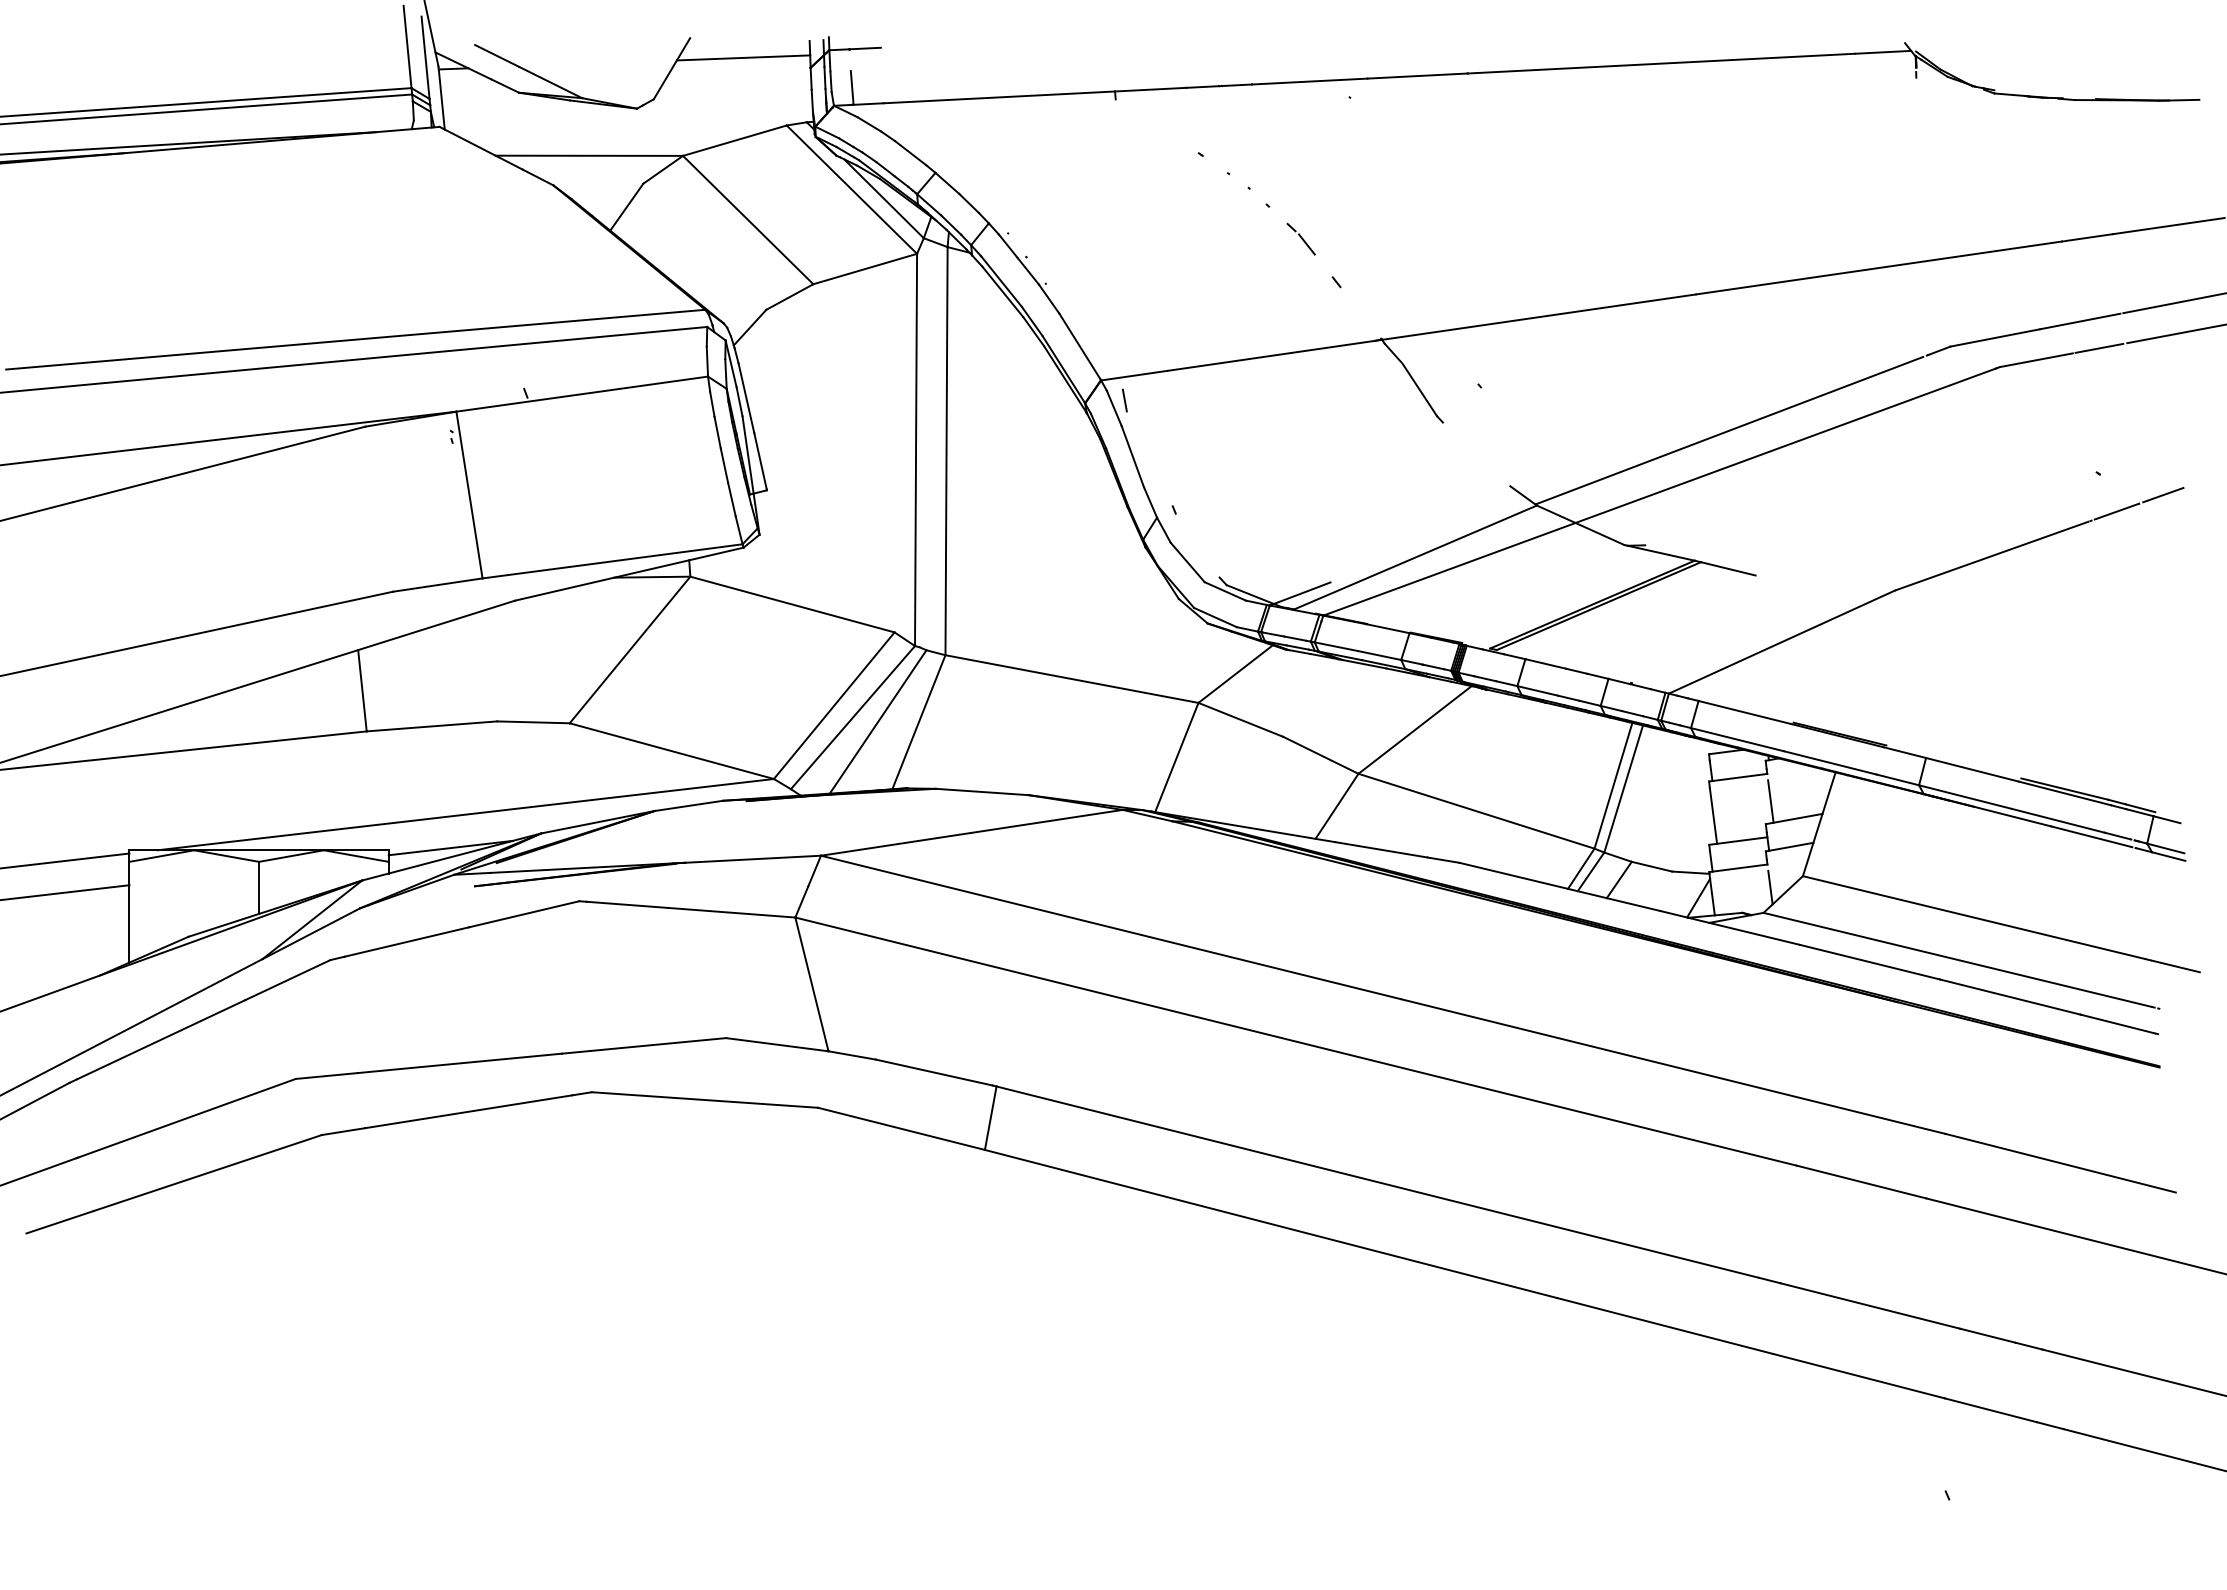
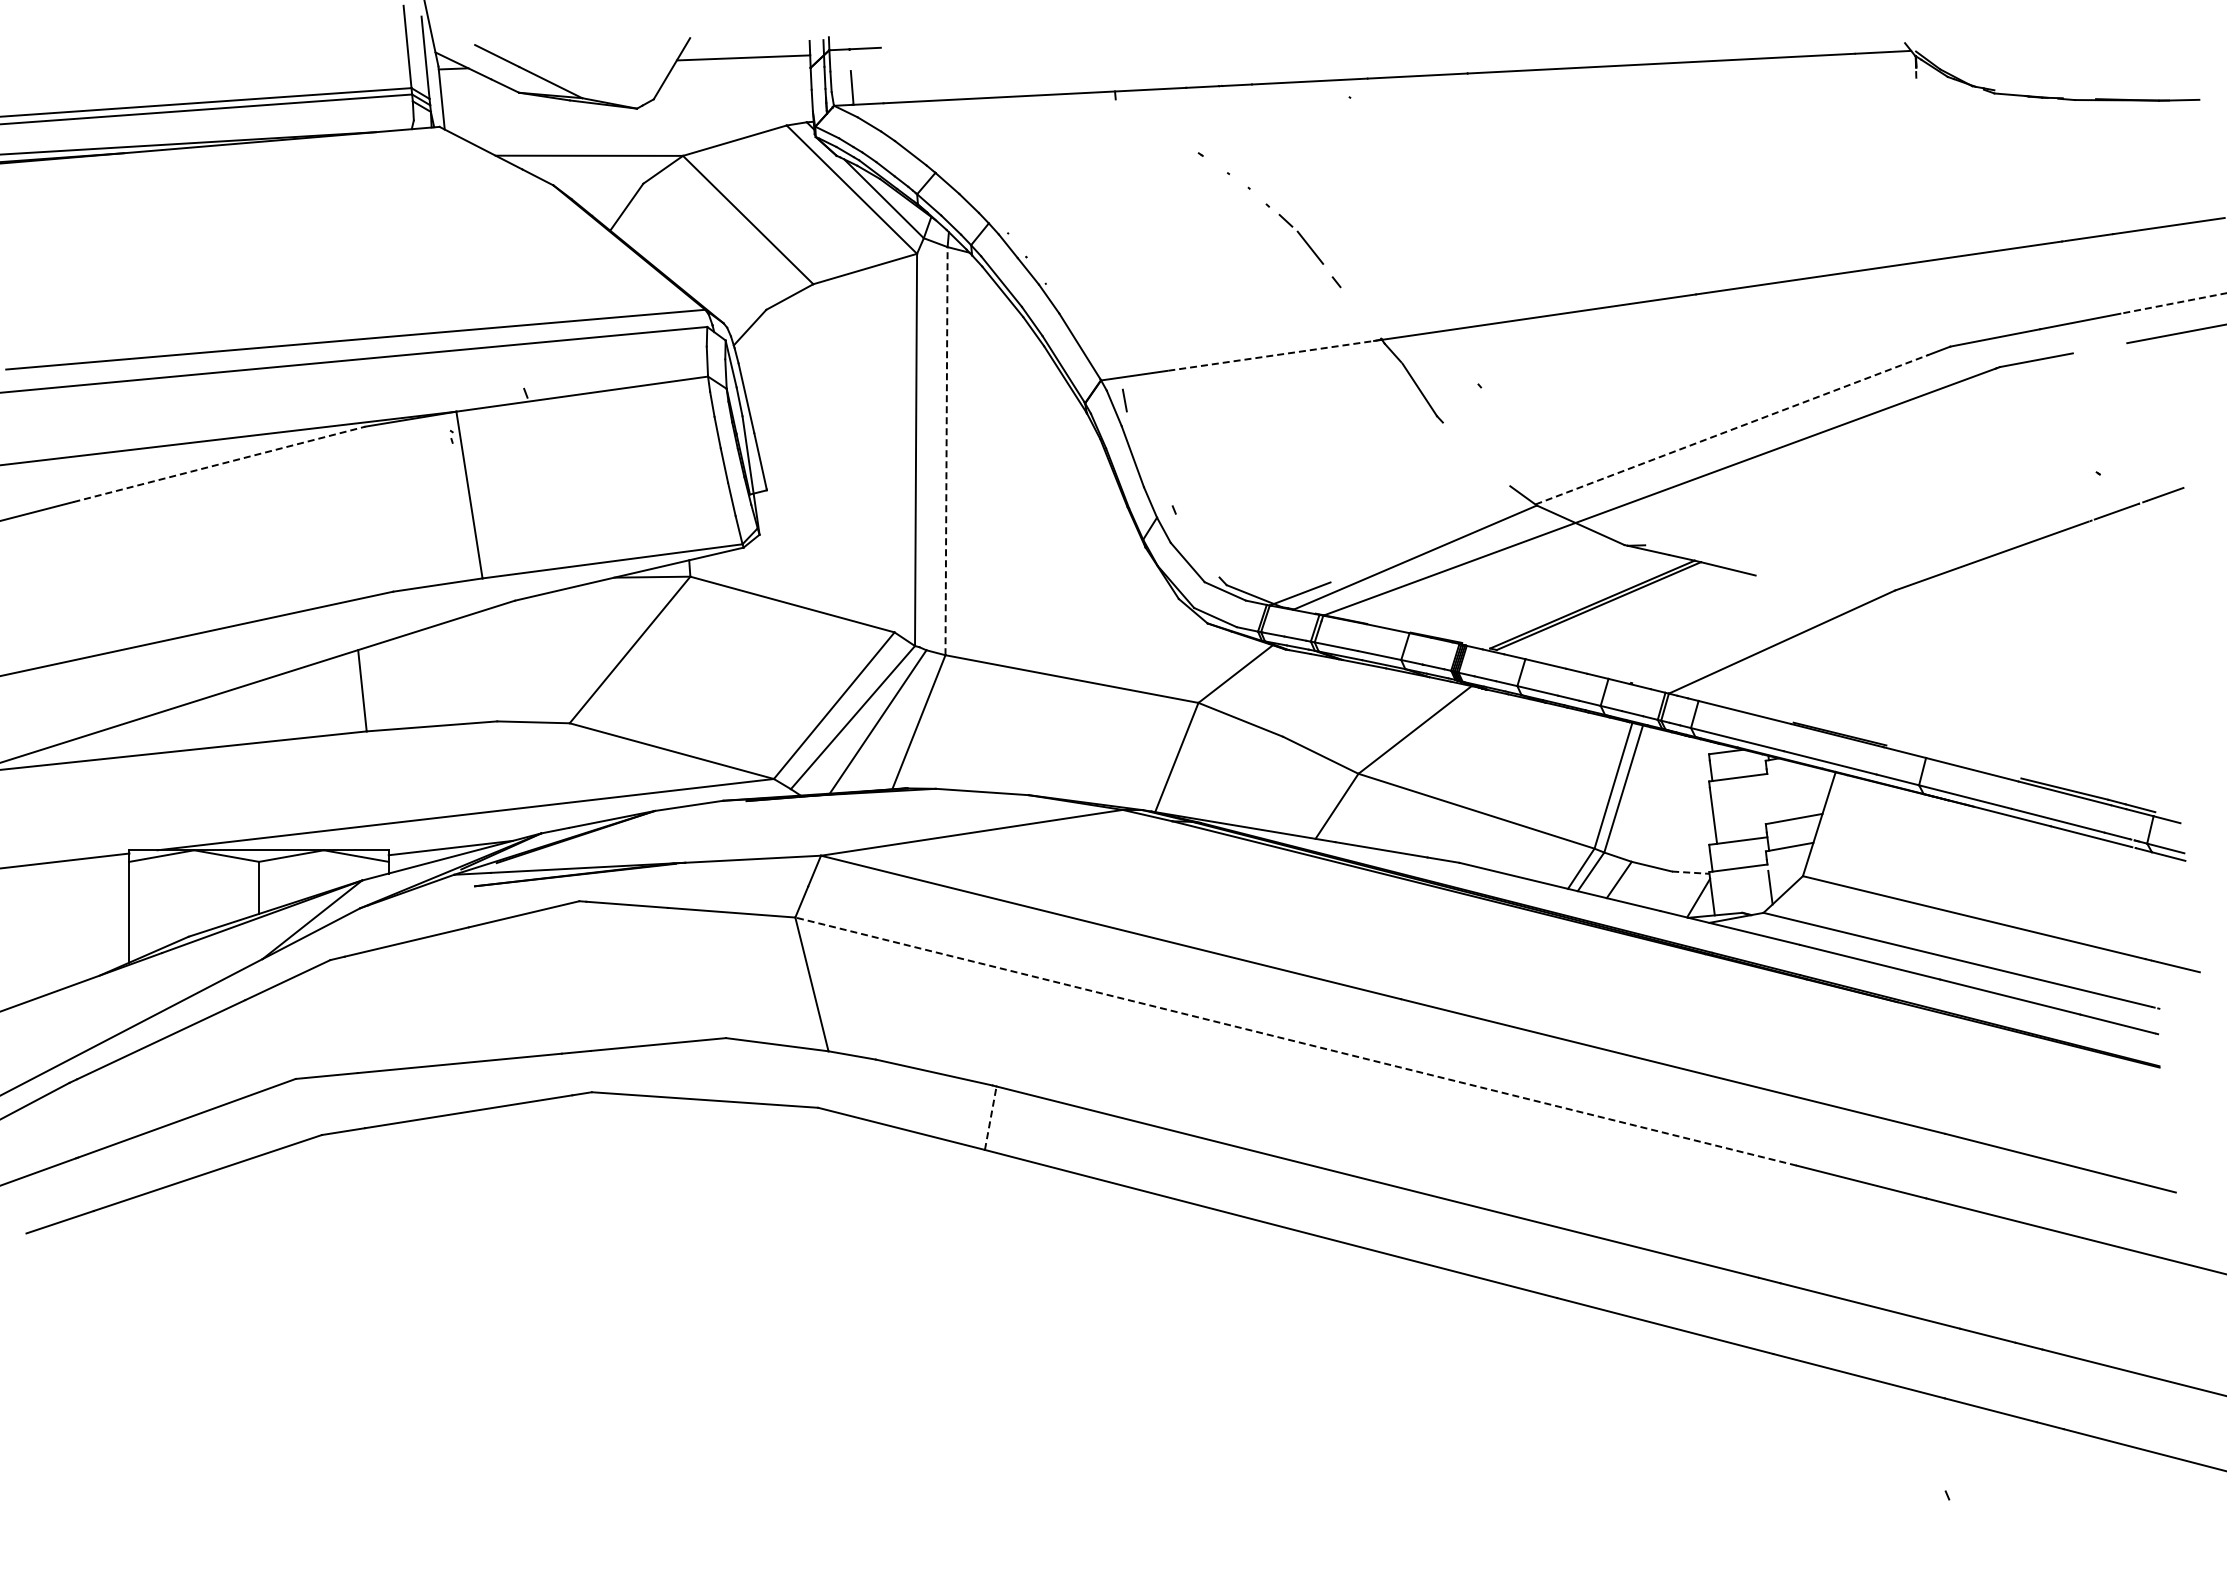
part size: 30x34 px -> 47x52 px (1301, 238)
line: solid -> dashed (2175, 303)
line: present -> none (2099, 347)
line: solid -> dashed (1275, 355)
line: solid -> dashed (1729, 430)
line: solid -> dashed (946, 450)
line: solid -> dashed (219, 464)
line: present -> none (1770, 801)
line: solid -> dashed (1690, 872)
line: present -> none (65, 892)
line: solid -> dashed (1296, 1041)
line: solid -> dashed (990, 1117)
